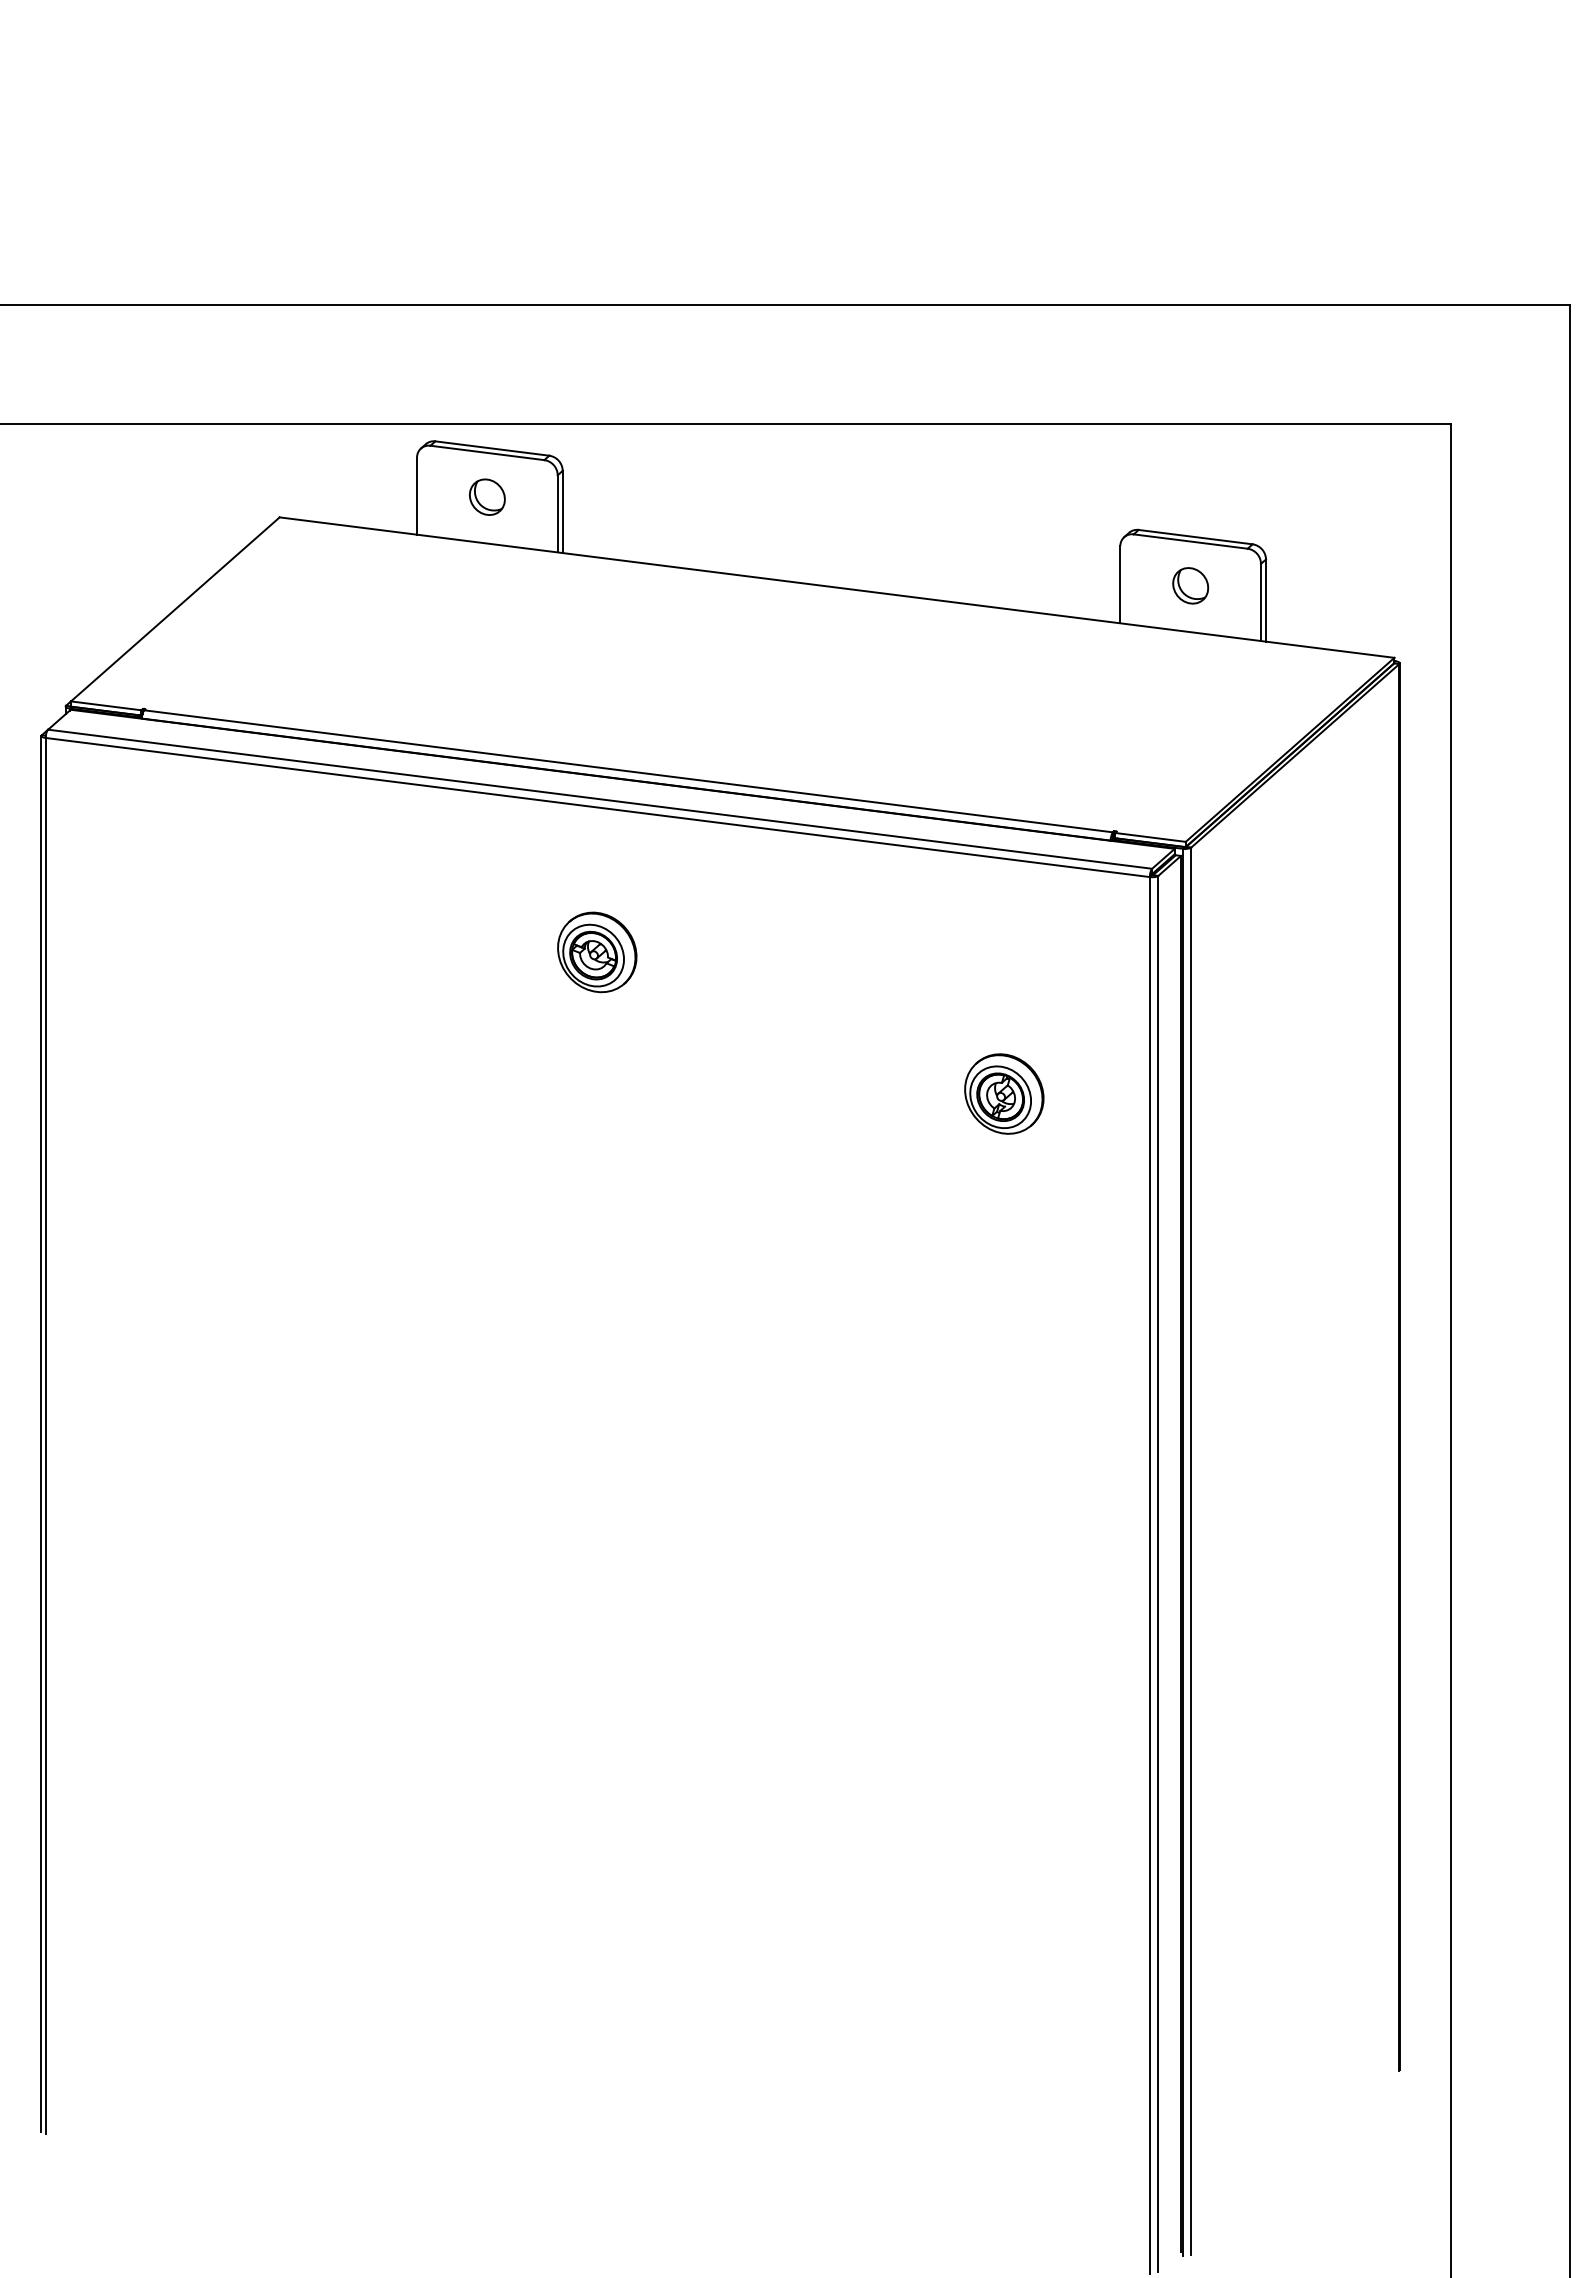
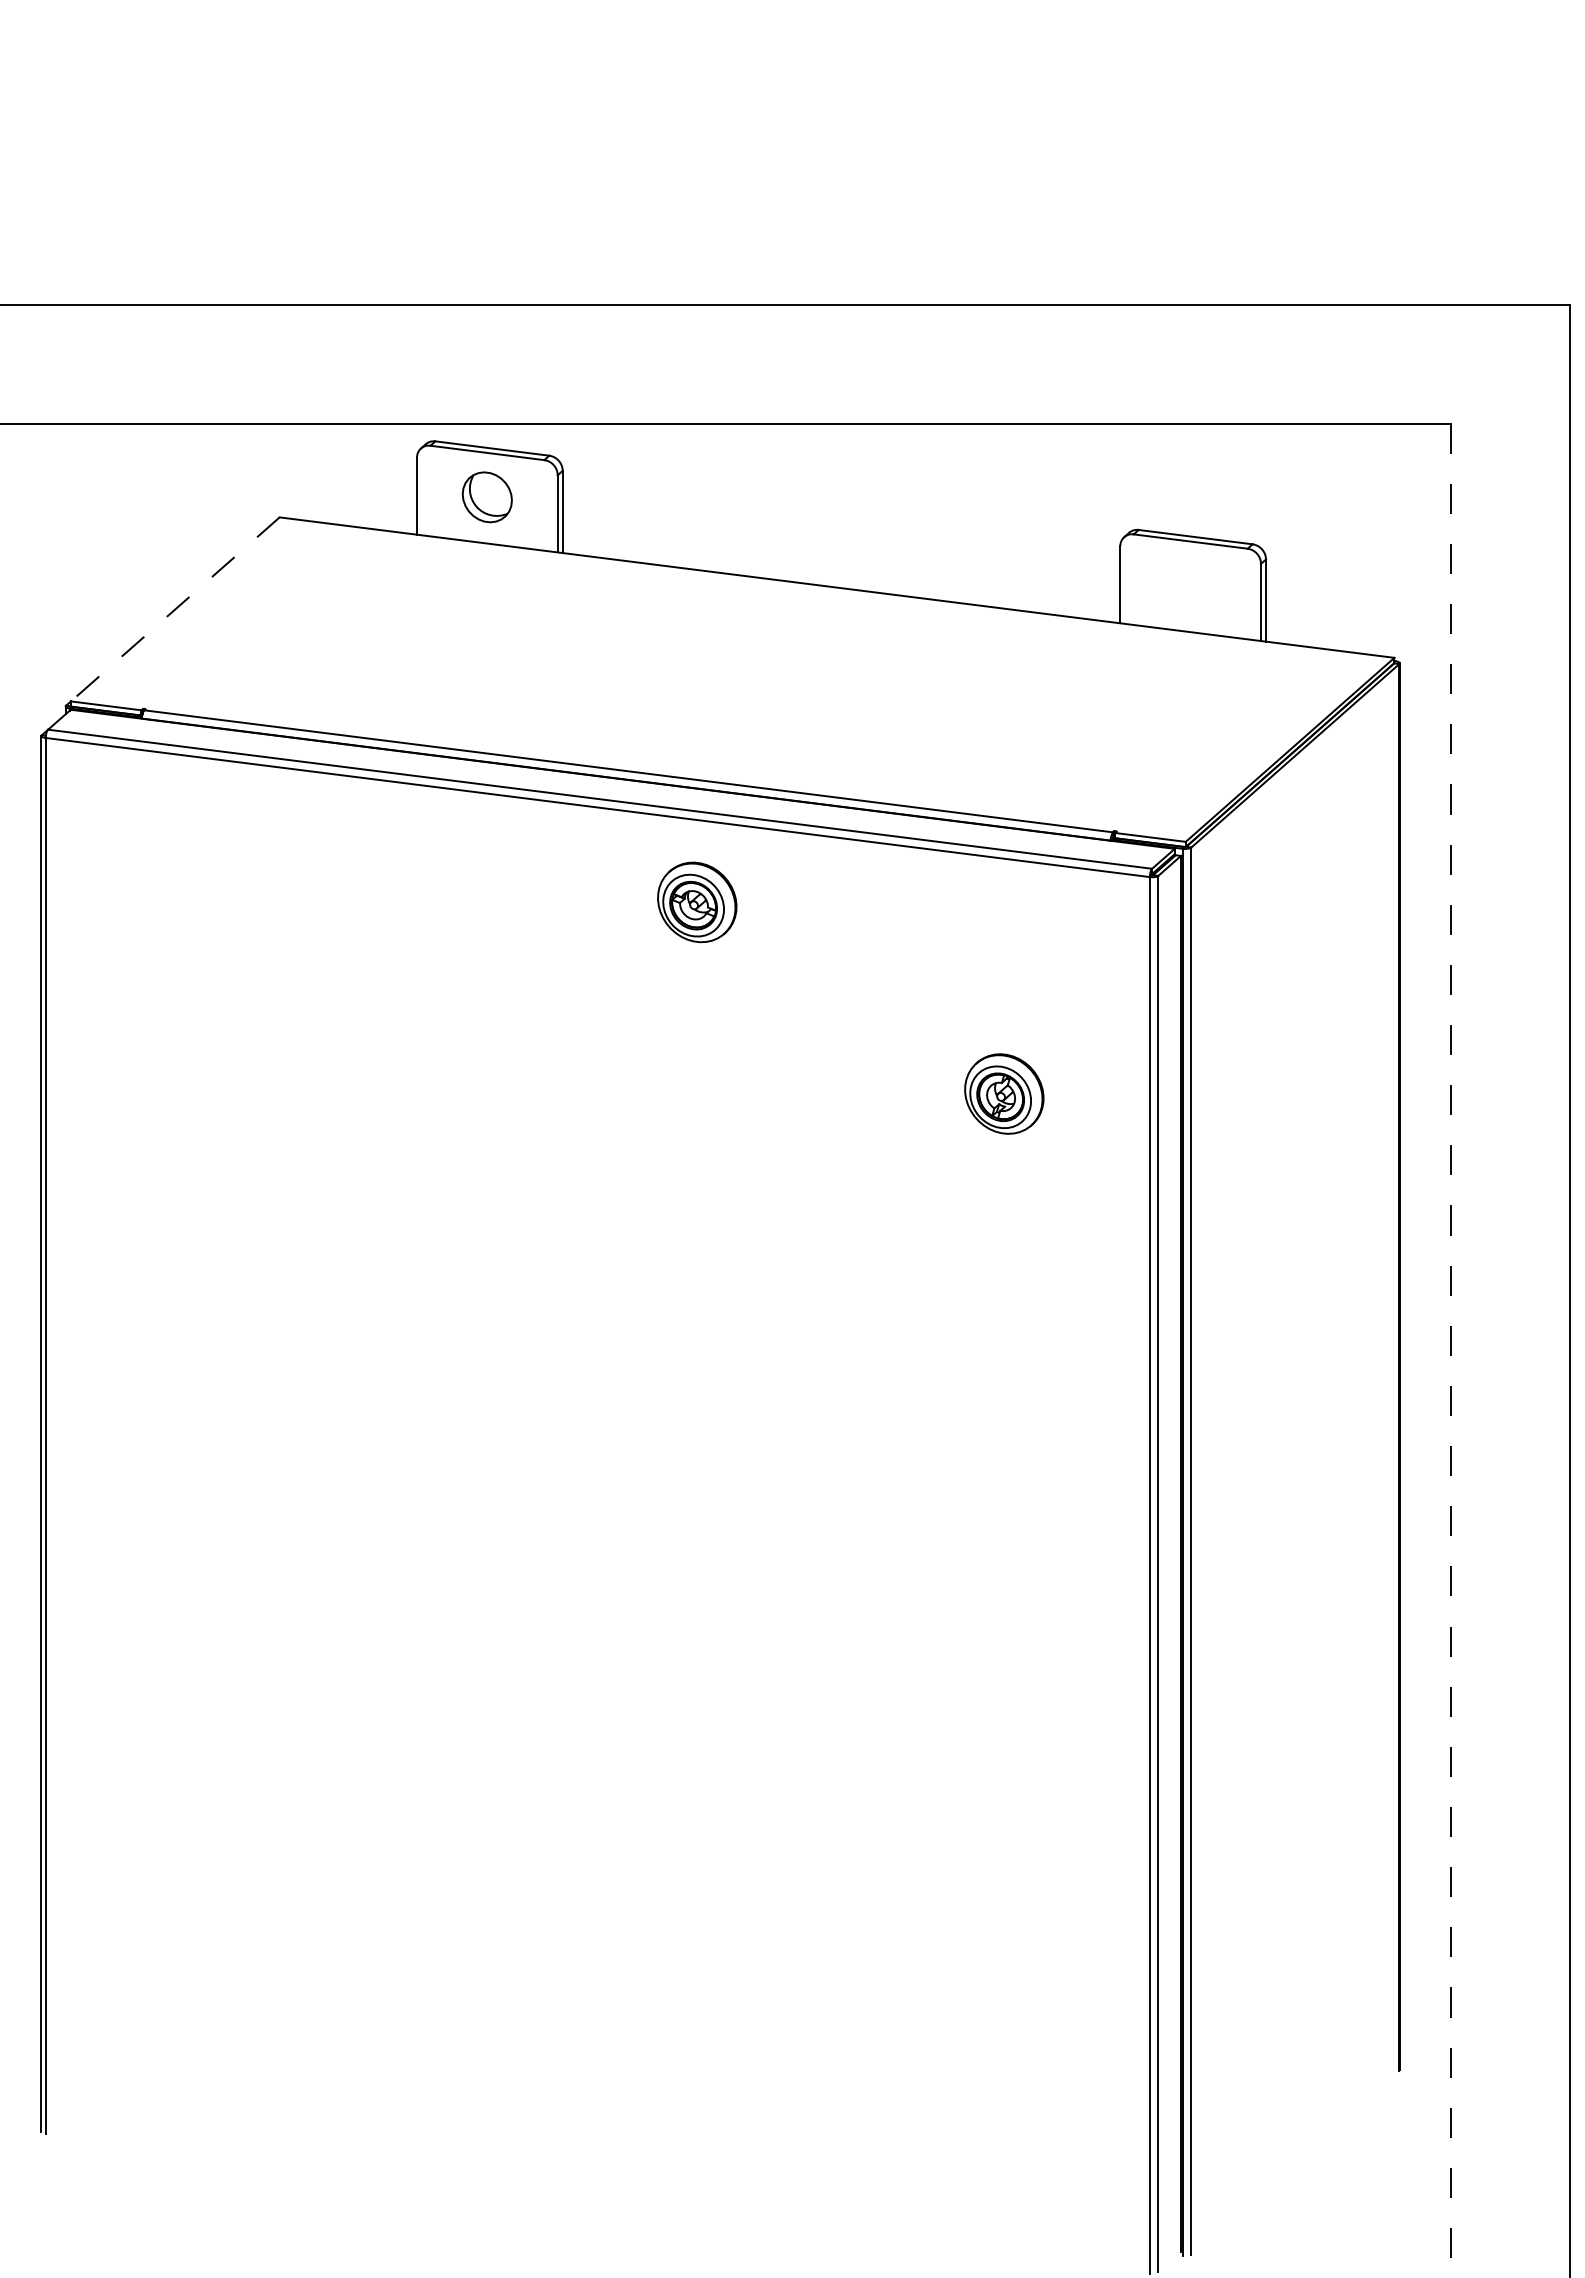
part size: 37x38 px -> 52x53 px (486, 497)
part: present -> none (1190, 585)
line: solid -> dashed (174, 609)
part position: (597, 952) -> (697, 902) (697, 902)
line: solid -> dashed (1451, 1350)
